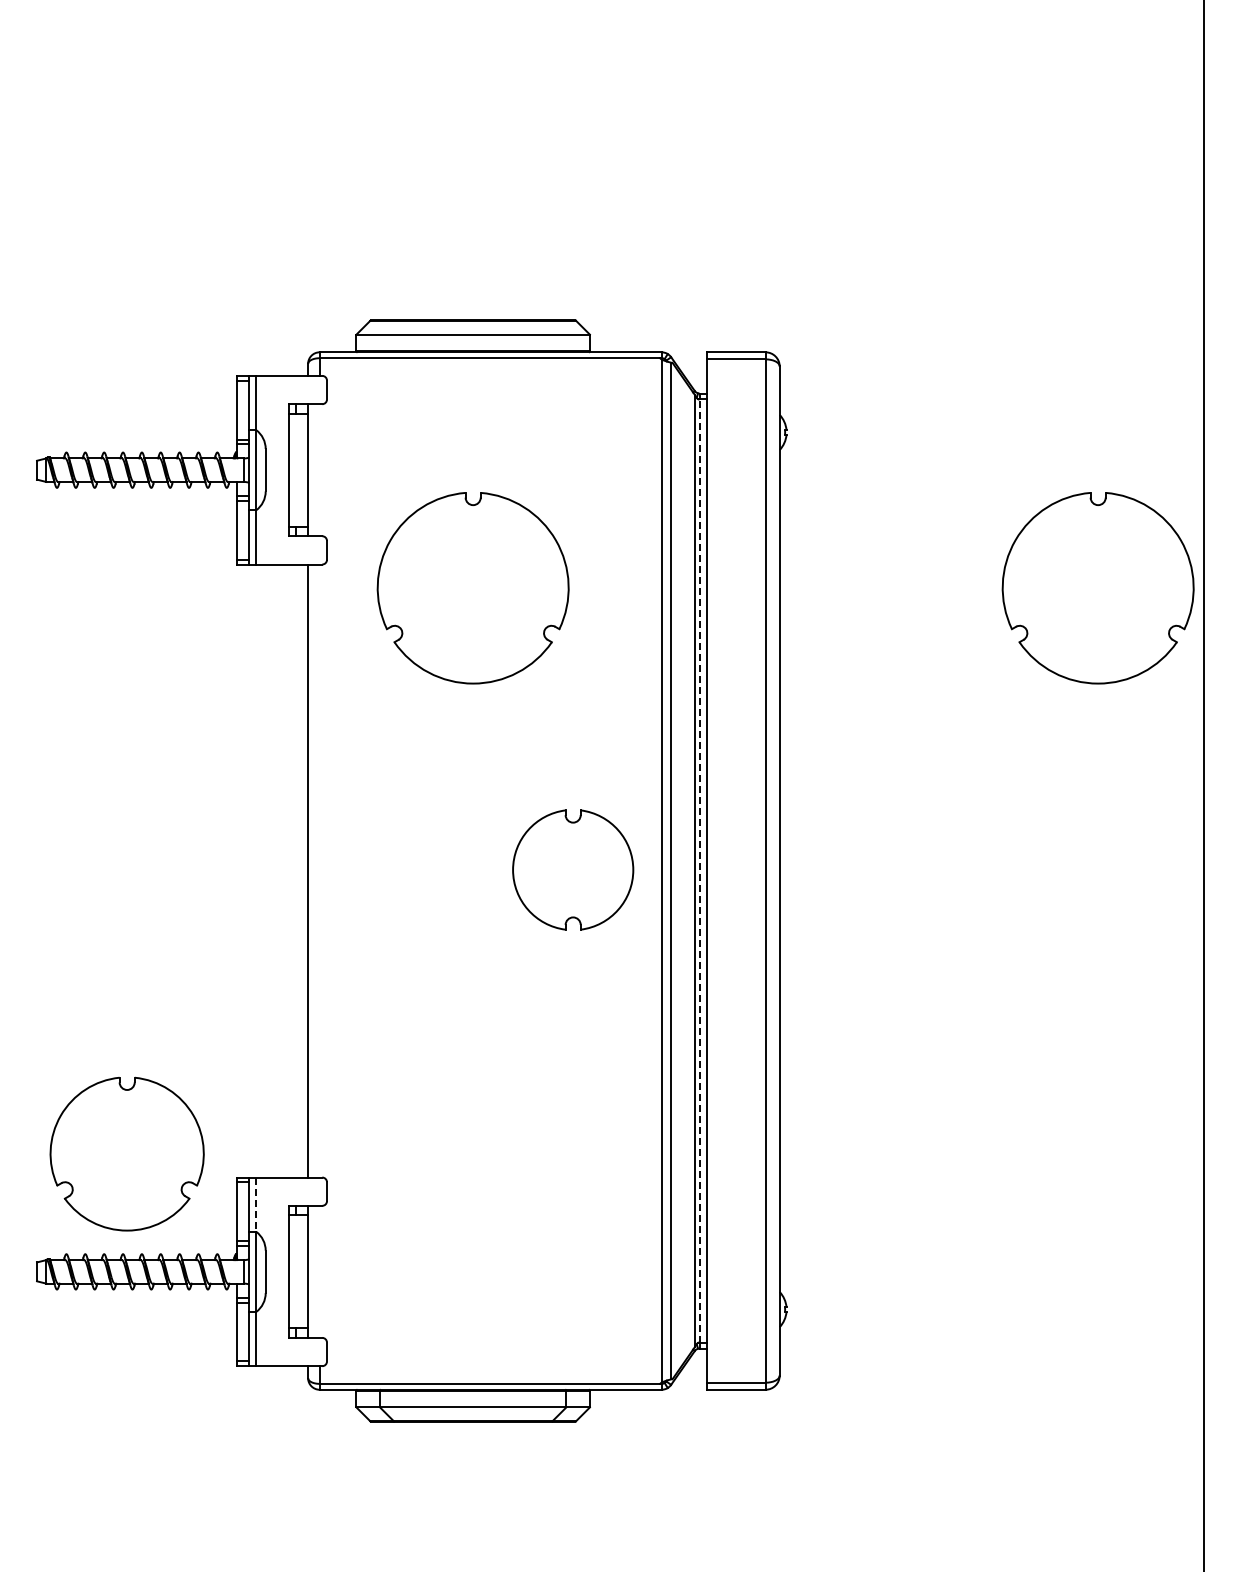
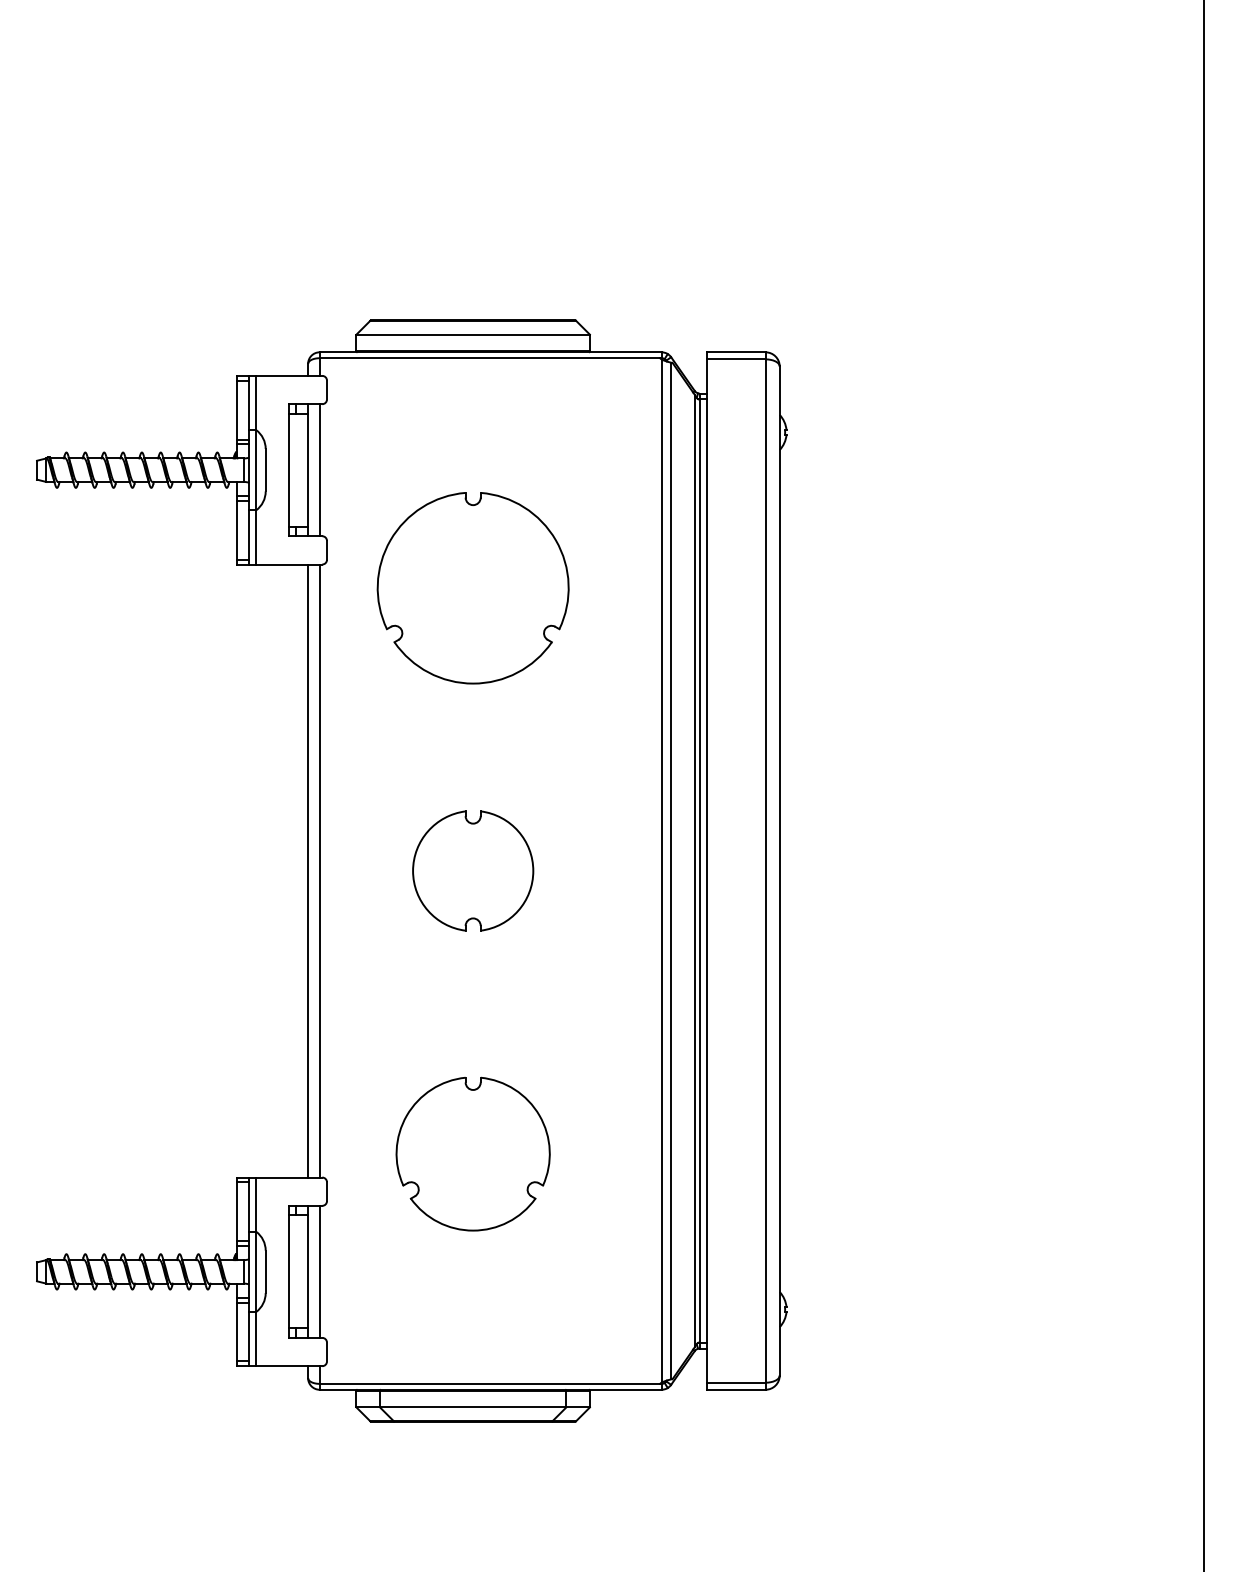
line: none -> present (319, 470)
part: present -> none (1097, 588)
part position: (573, 869) -> (473, 870) (473, 870)
line: none -> present (319, 870)
line: dashed -> solid (699, 871)
part position: (126, 1153) -> (472, 1153) (472, 1153)
line: dashed -> solid (256, 1205)
line: none -> present (319, 1271)
